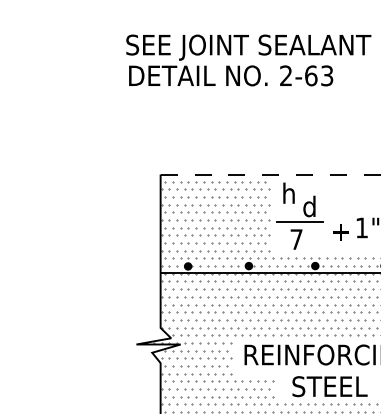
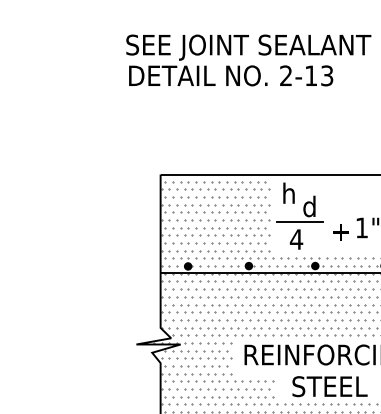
text: 2-63 -> 2-13 (311, 75)
line: dashed -> solid (270, 174)
text: 7 -> 4 (296, 239)
